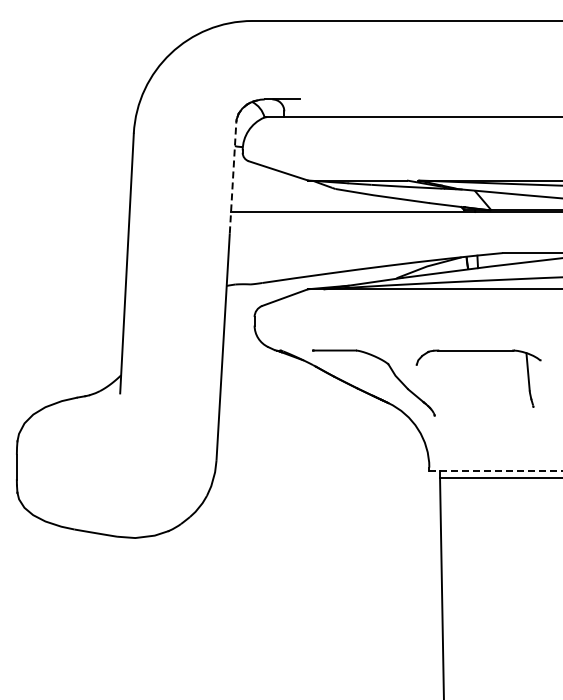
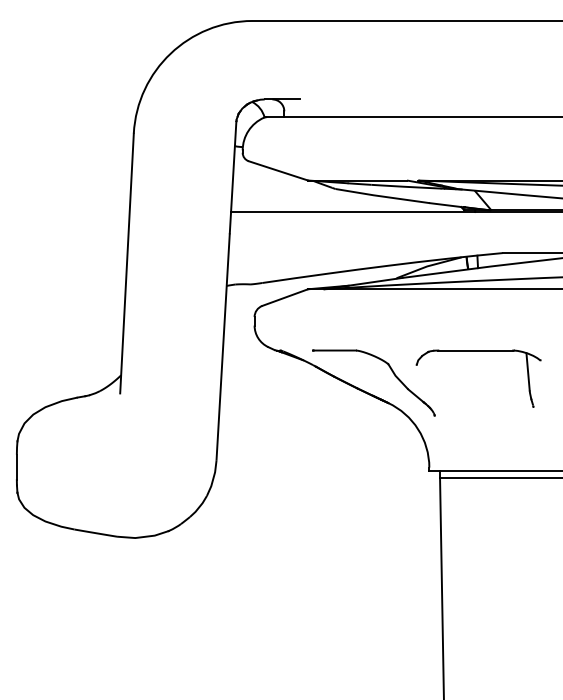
line: dashed -> solid (233, 177)
line: dashed -> solid (496, 471)
